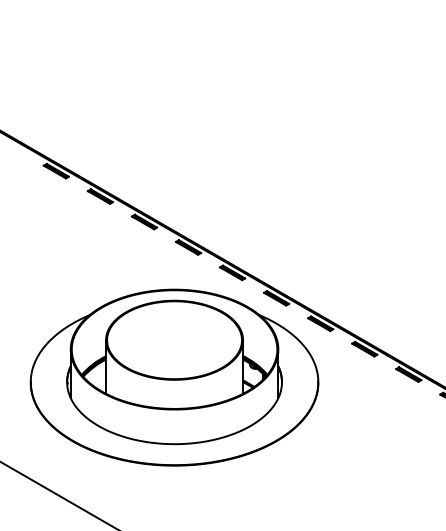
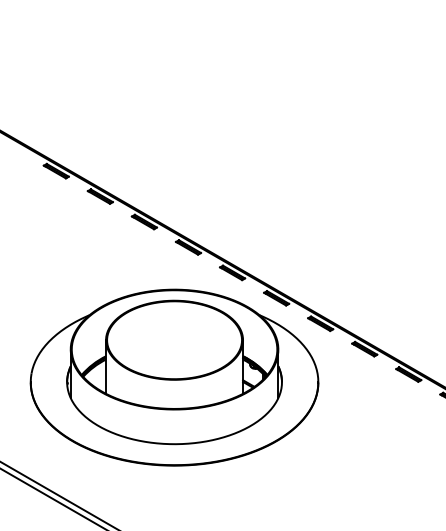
line: none -> present (52, 498)
